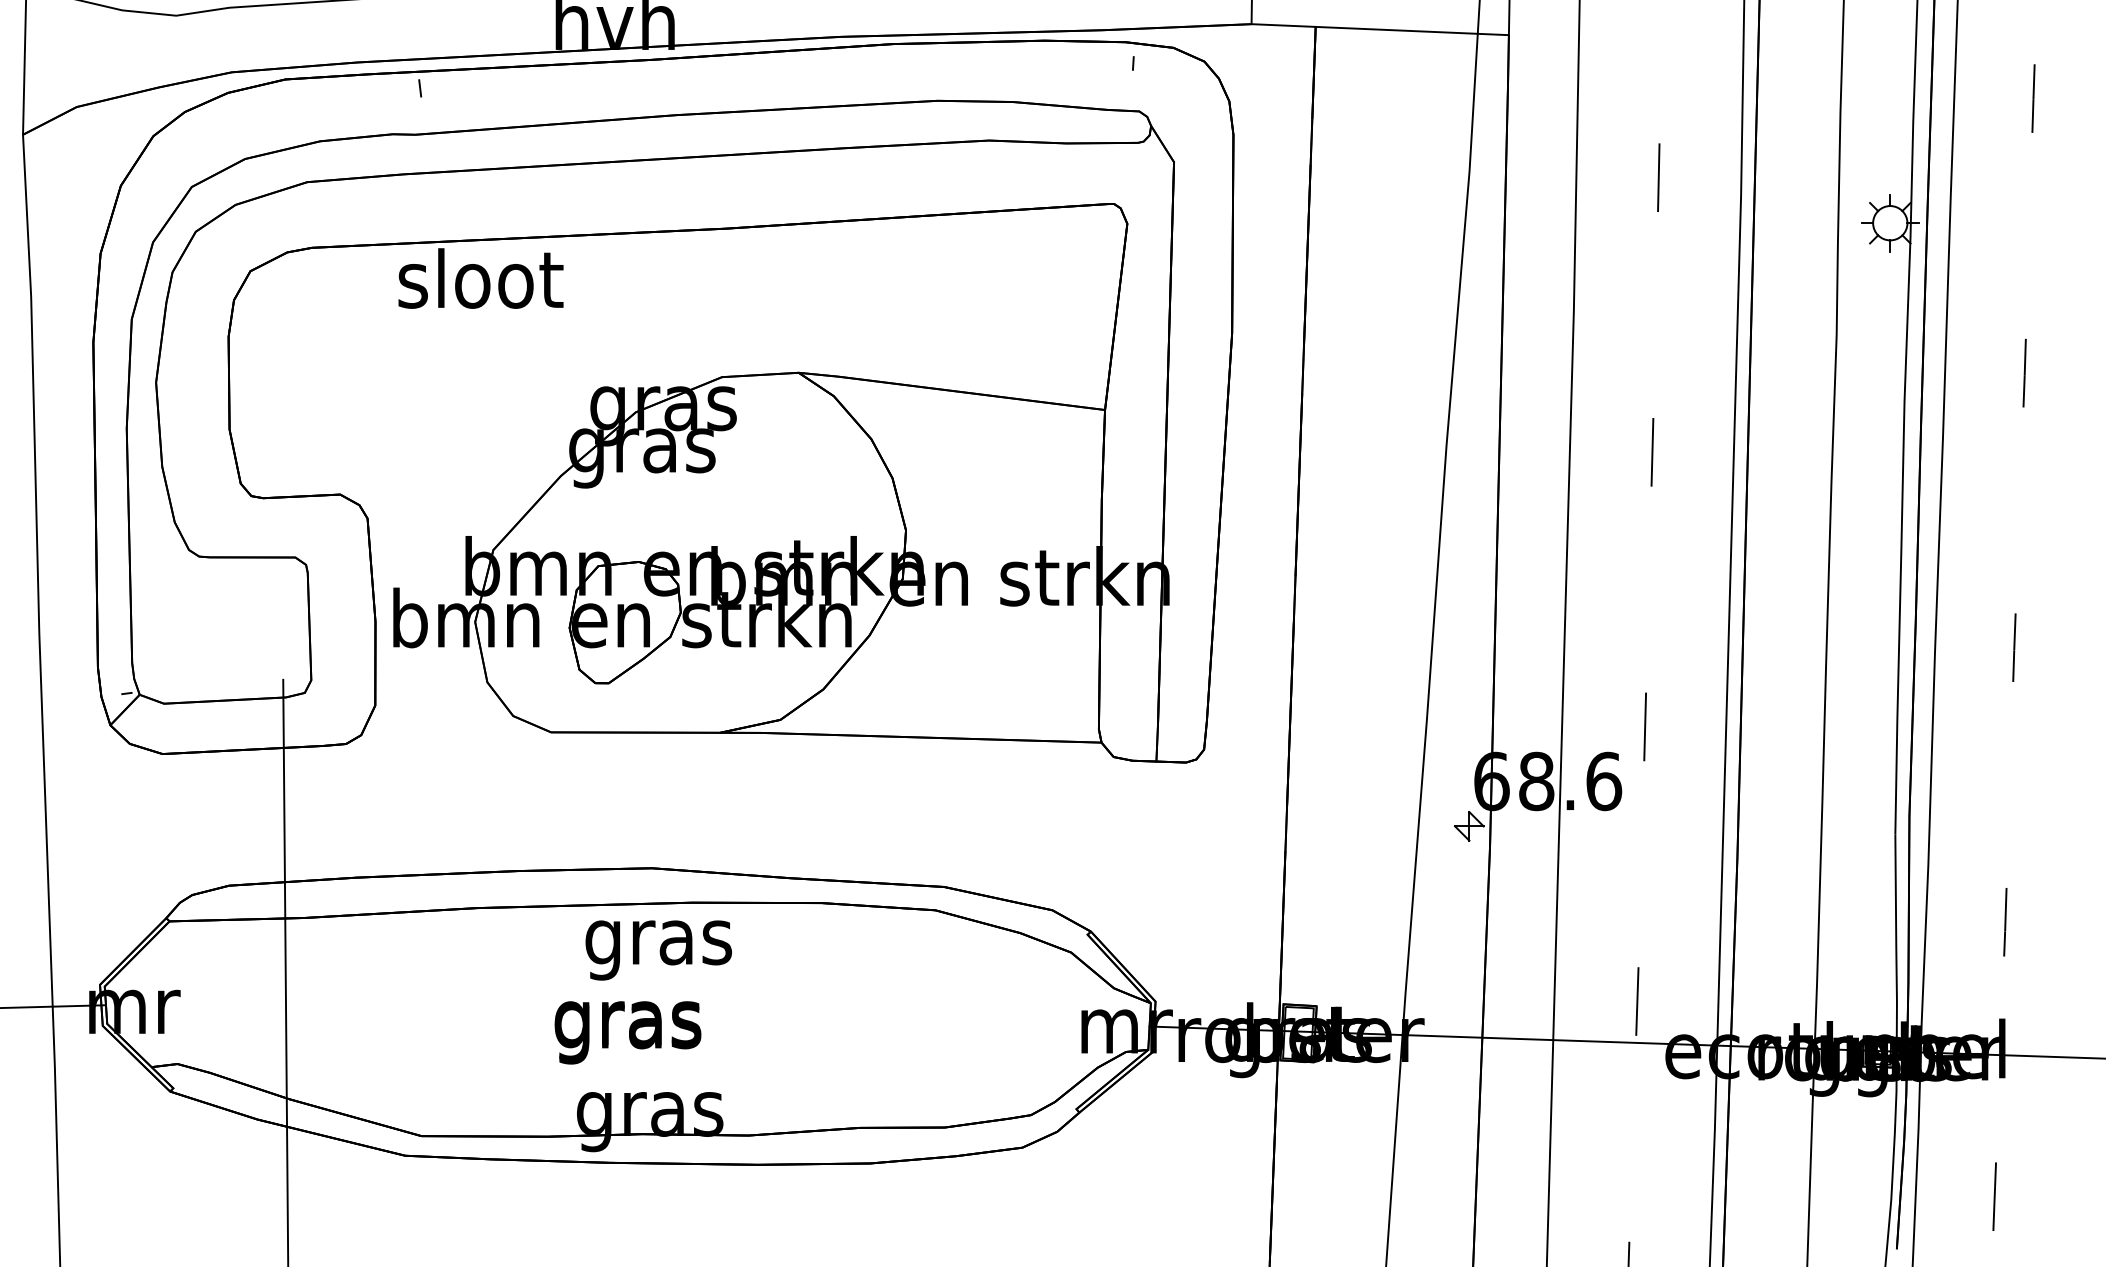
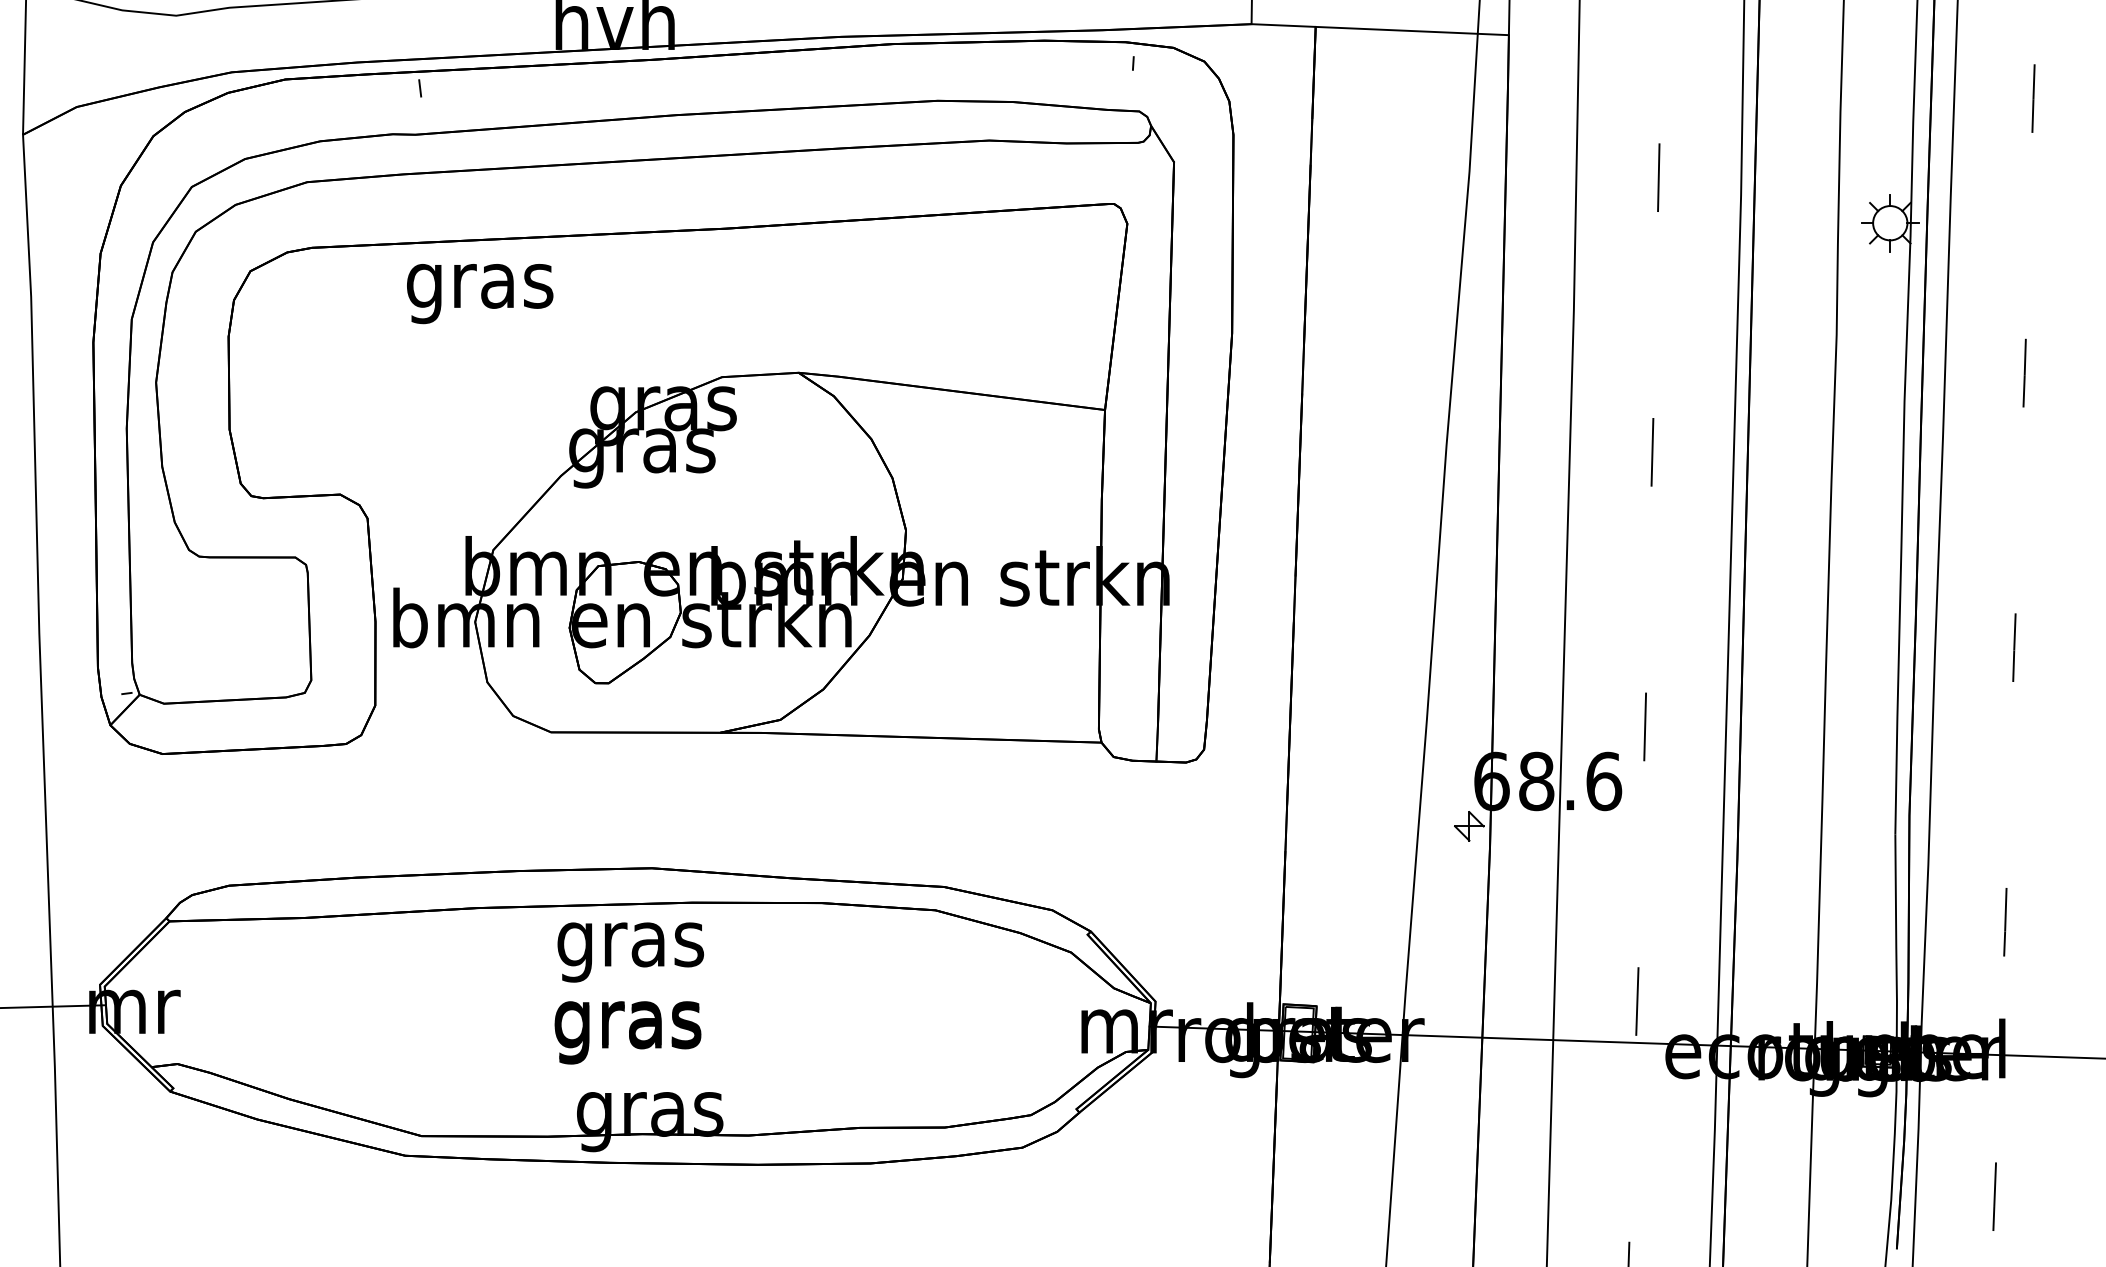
text: sloot -> gras (480, 286)
text position: (658, 950) -> (630, 952) (630, 952)
line: present -> none (285, 971)
